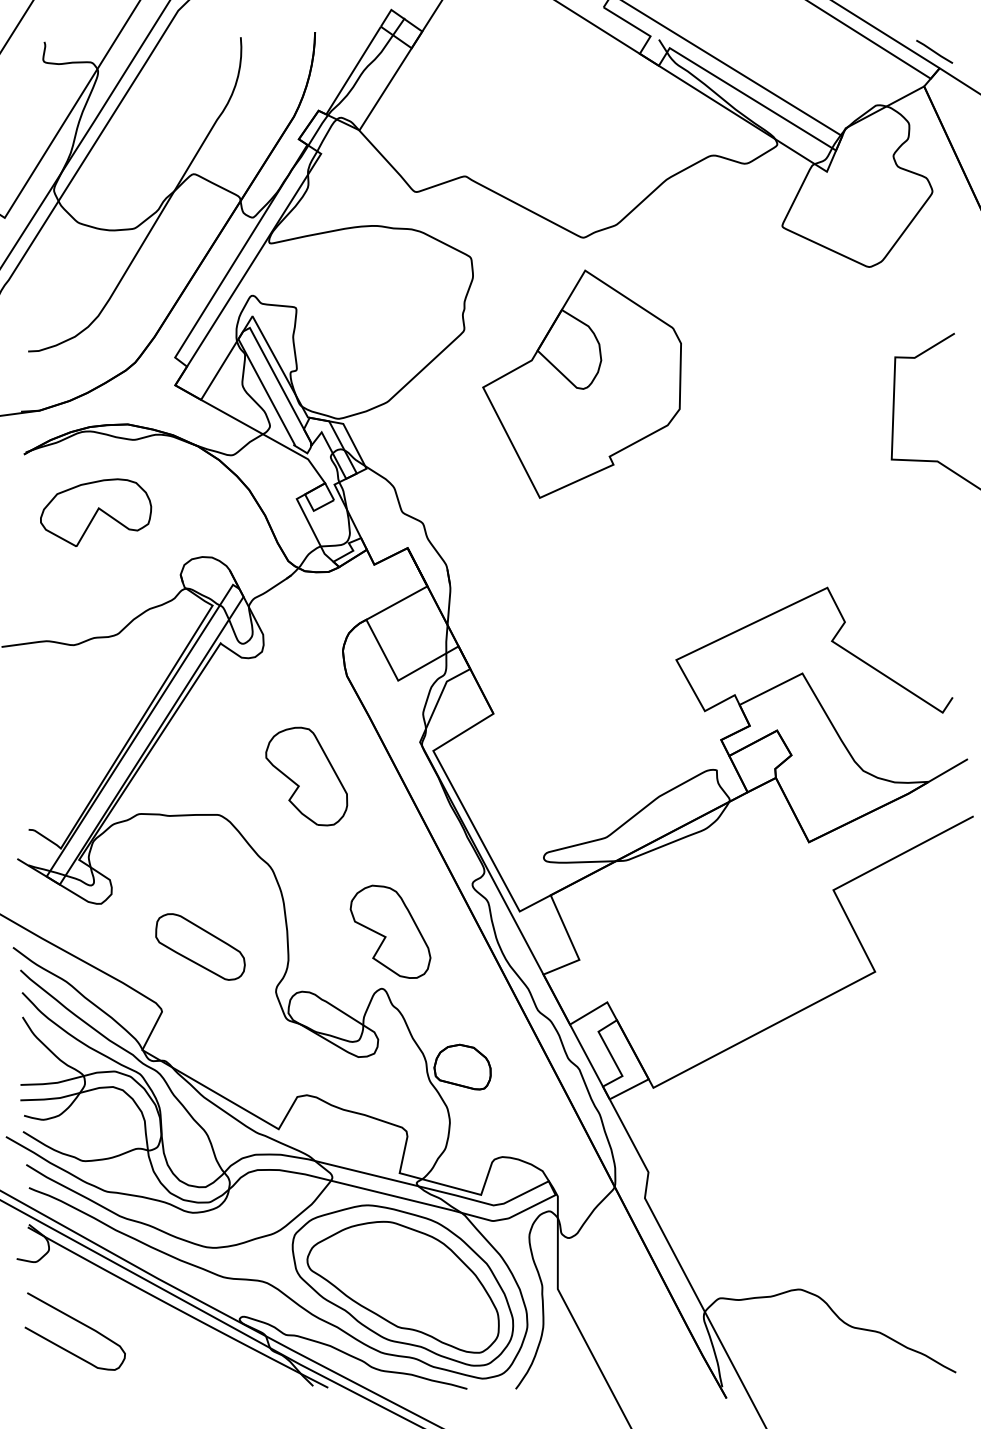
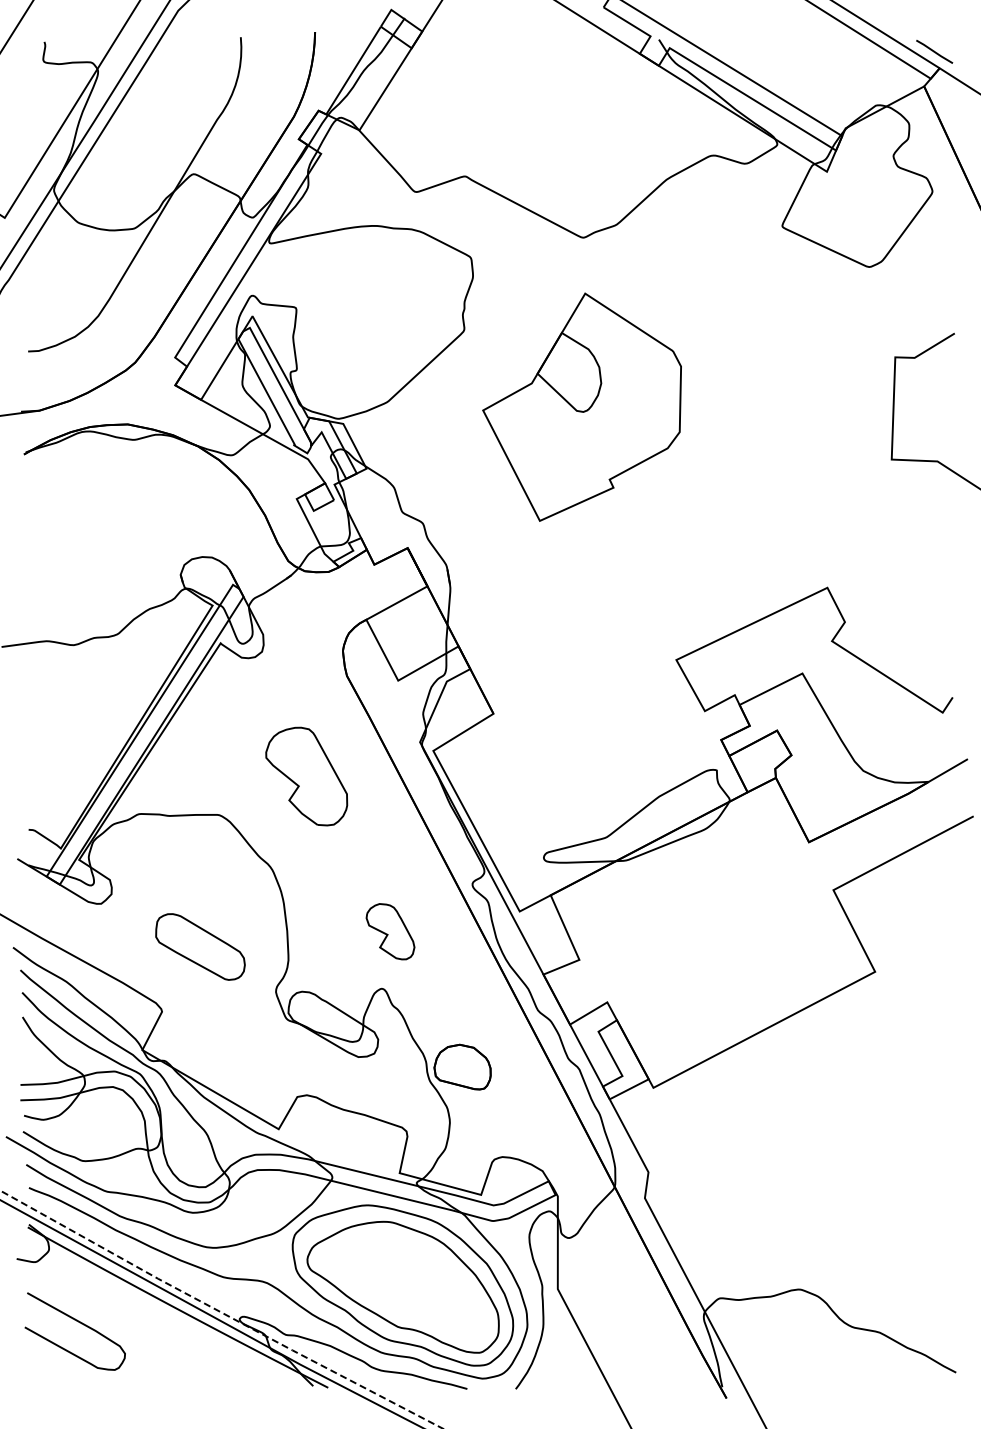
part position: (581, 383) -> (581, 406) (581, 406)
part: present -> none (96, 512)
part size: 83x95 px -> 51x58 px (390, 931)
line: solid -> dashed (220, 1311)
